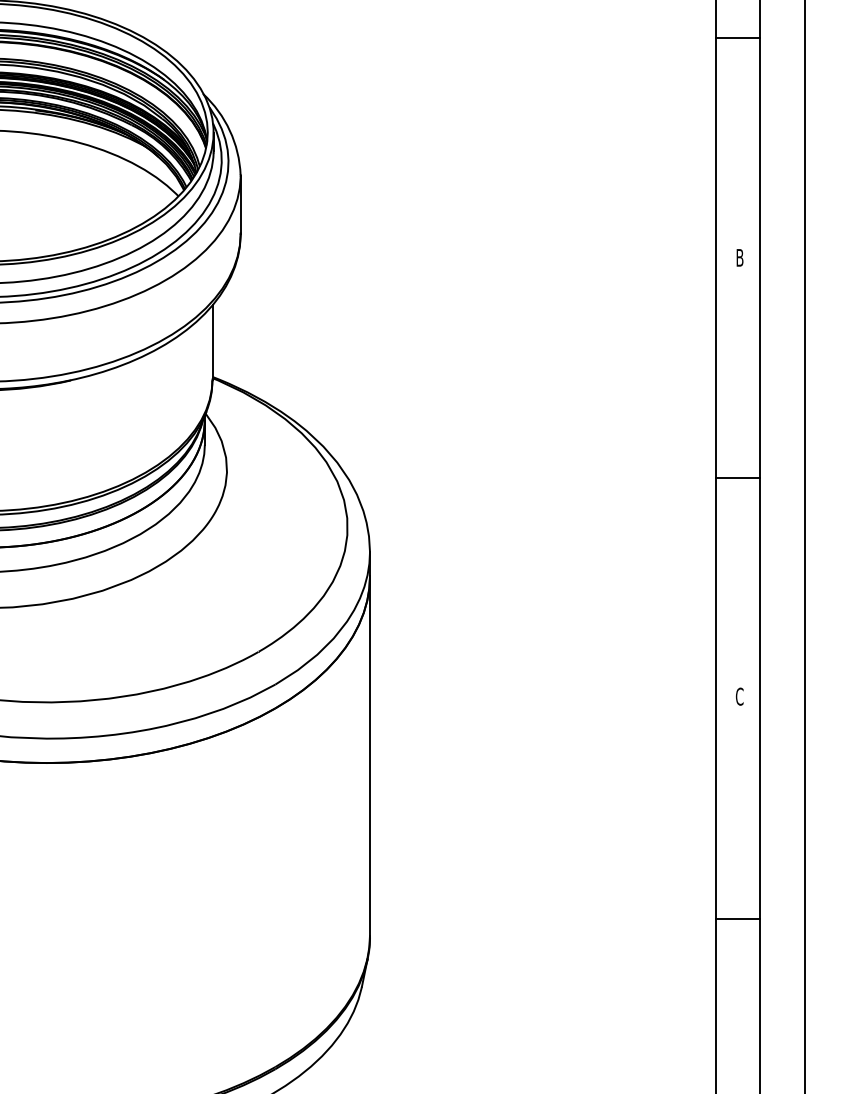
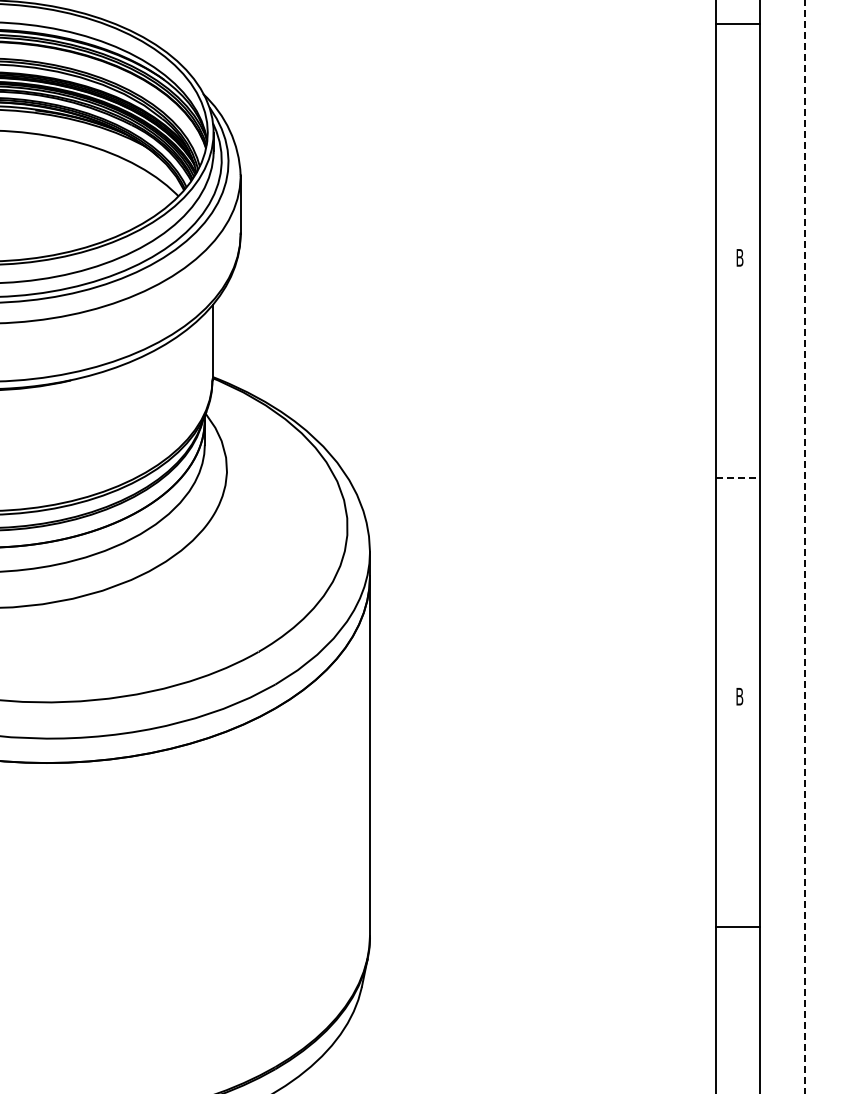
line position: (738, 37) -> (738, 23) (738, 23)
line: solid -> dashed (738, 478)
line: solid -> dashed (804, 546)
text: C -> B (739, 696)
line position: (738, 919) -> (738, 927) (738, 927)
